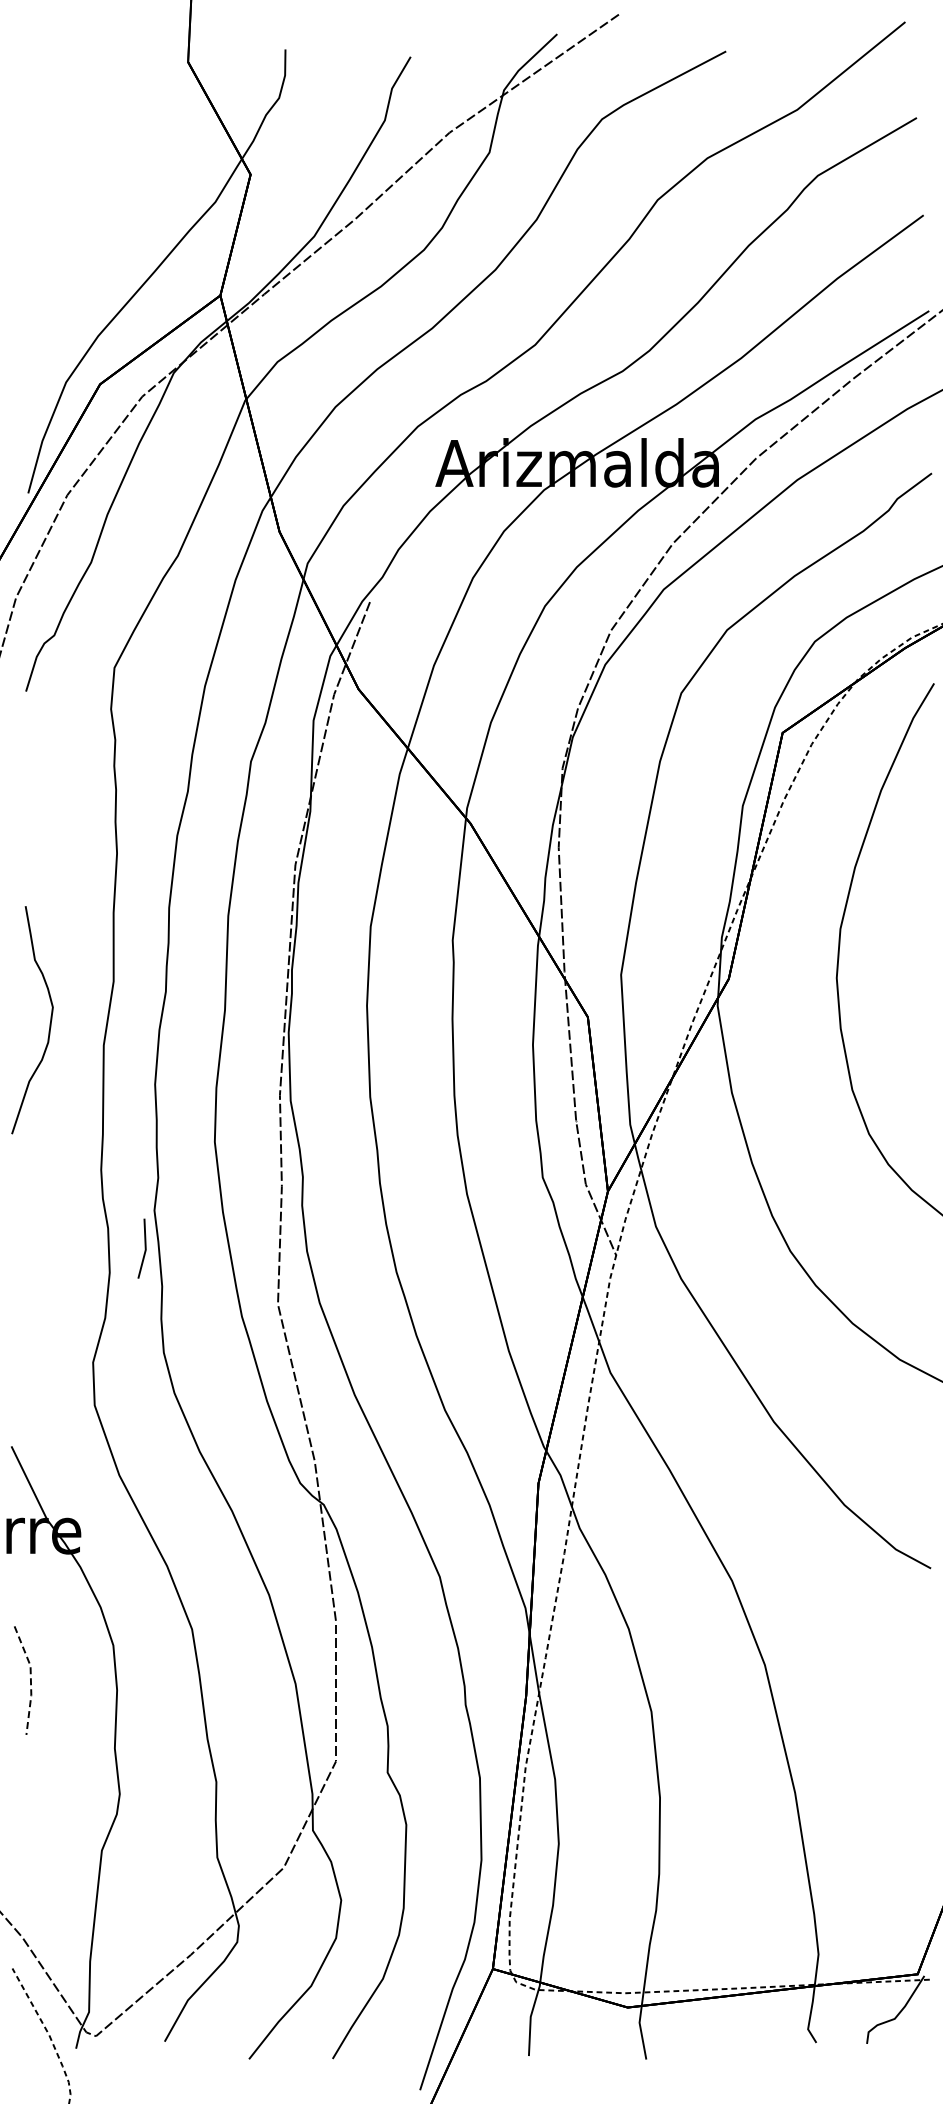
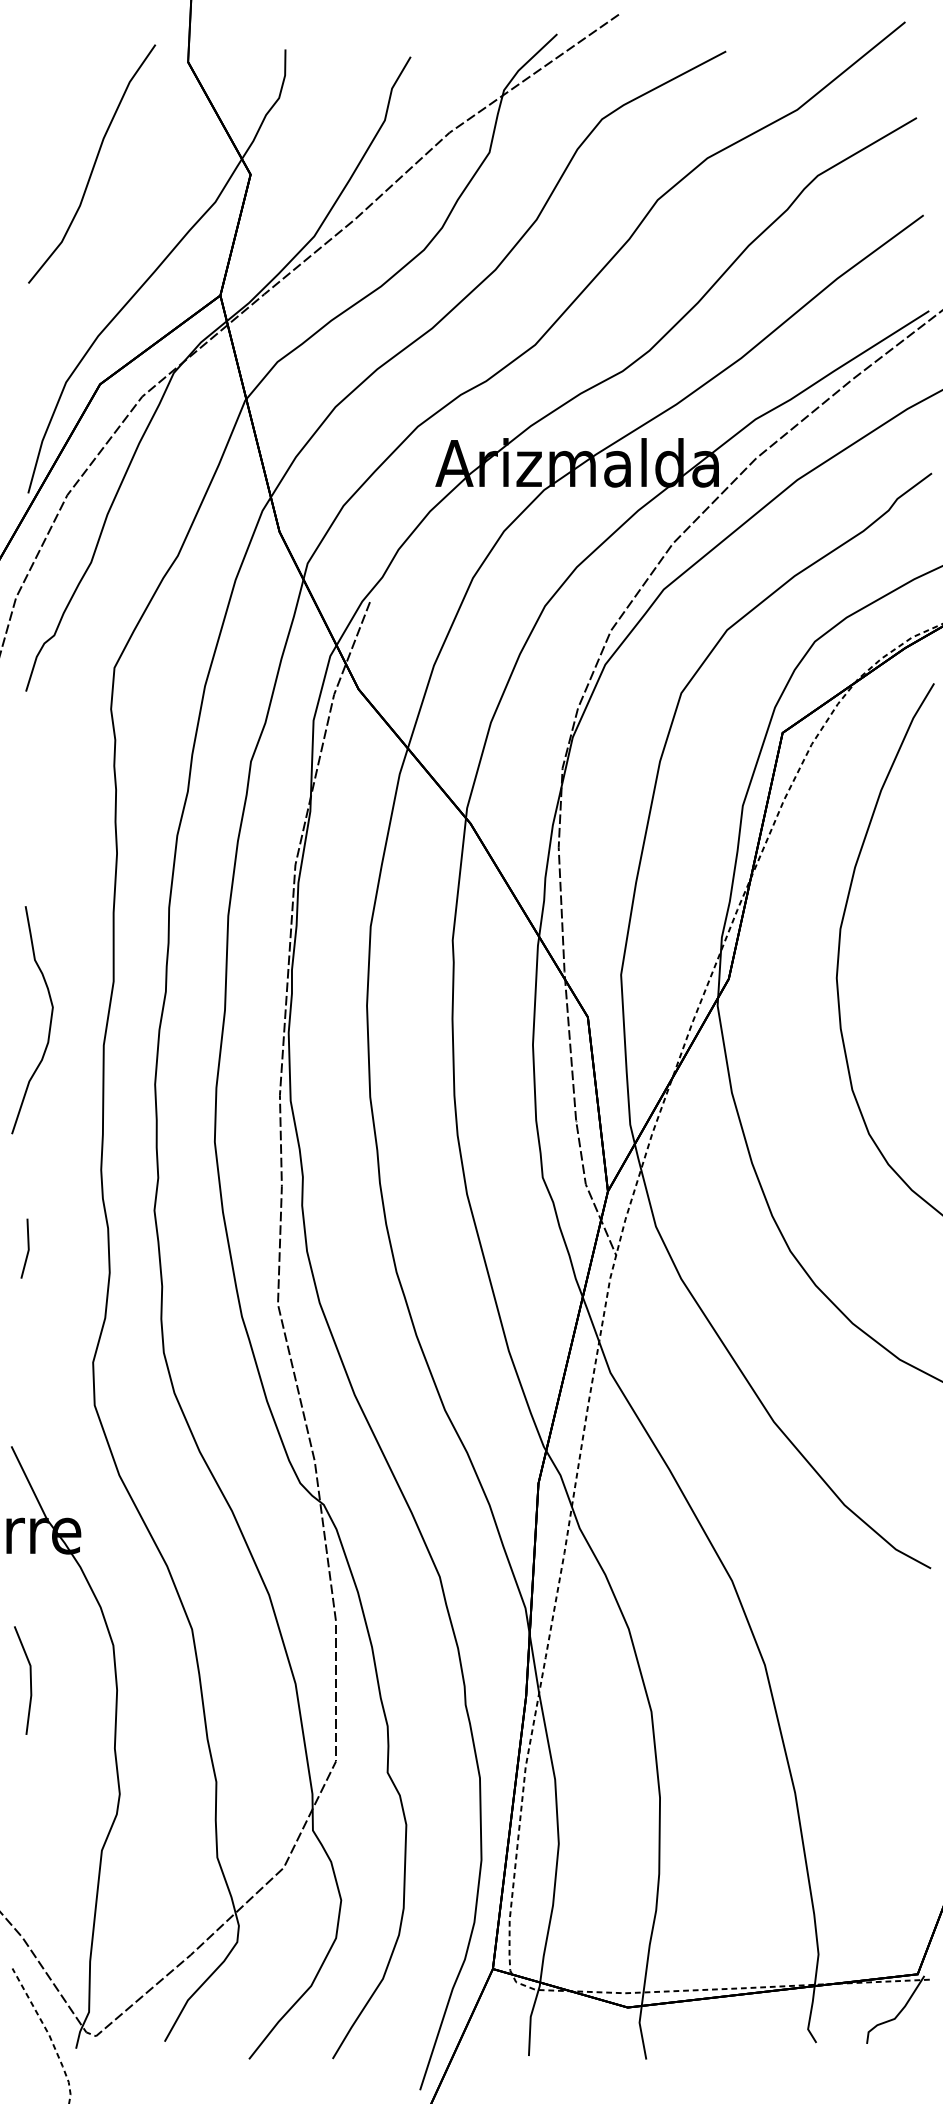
curve: none -> present (93, 163)
line position: (144, 1248) -> (27, 1248) (27, 1248)
line: dashed -> solid (30, 1679)
